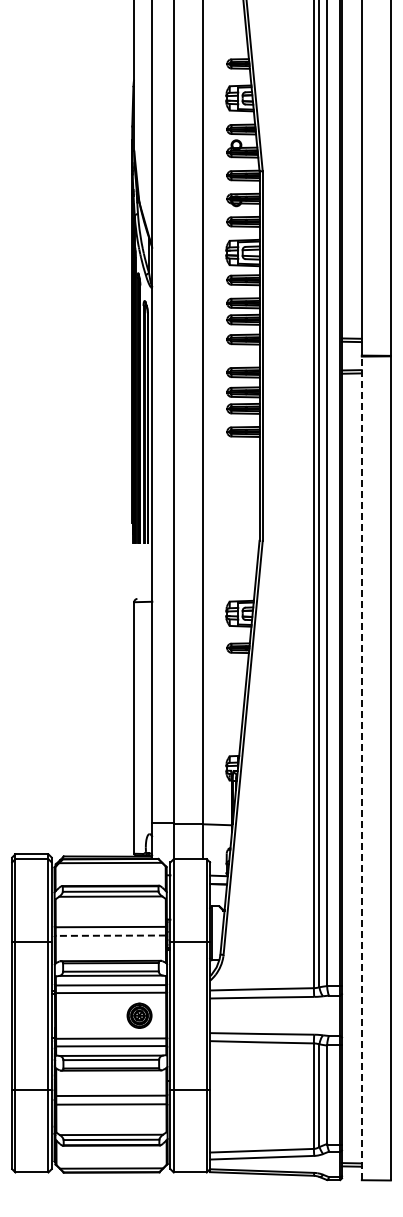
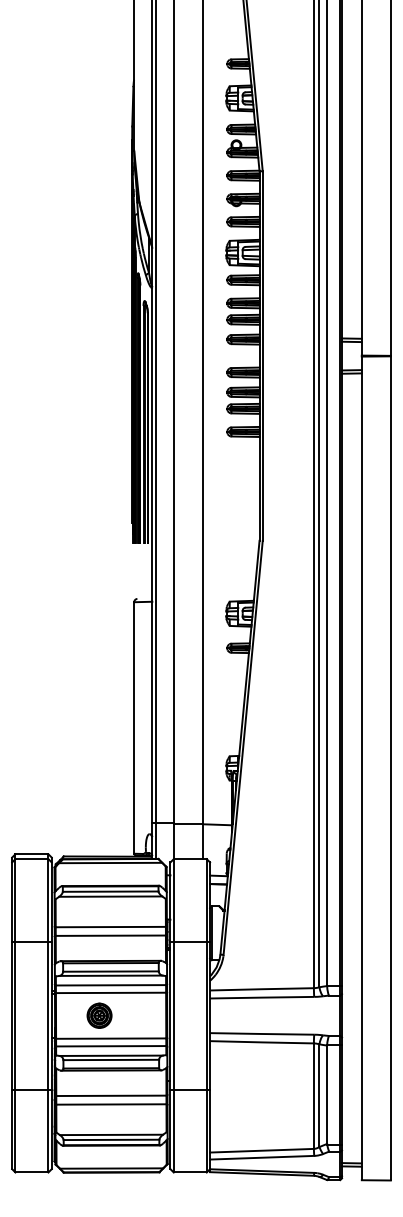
line: none -> present (155, 430)
line: dashed -> solid (361, 768)
line: dashed -> solid (110, 935)
part position: (139, 1015) -> (99, 1015) (99, 1015)
